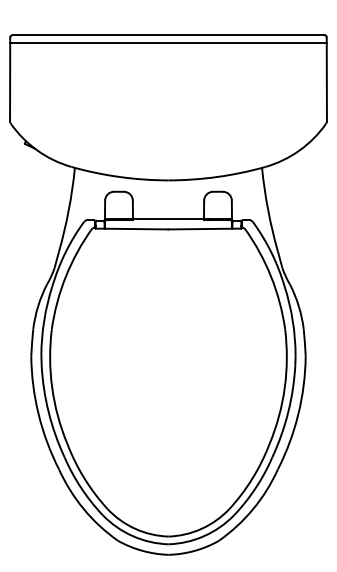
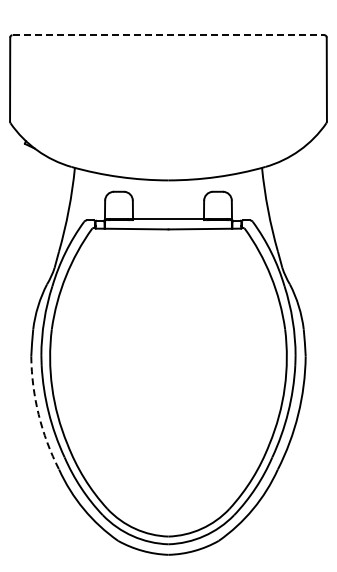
line: solid -> dashed (168, 35)
line: present -> none (168, 43)
arc: solid -> dashed (38, 414)
